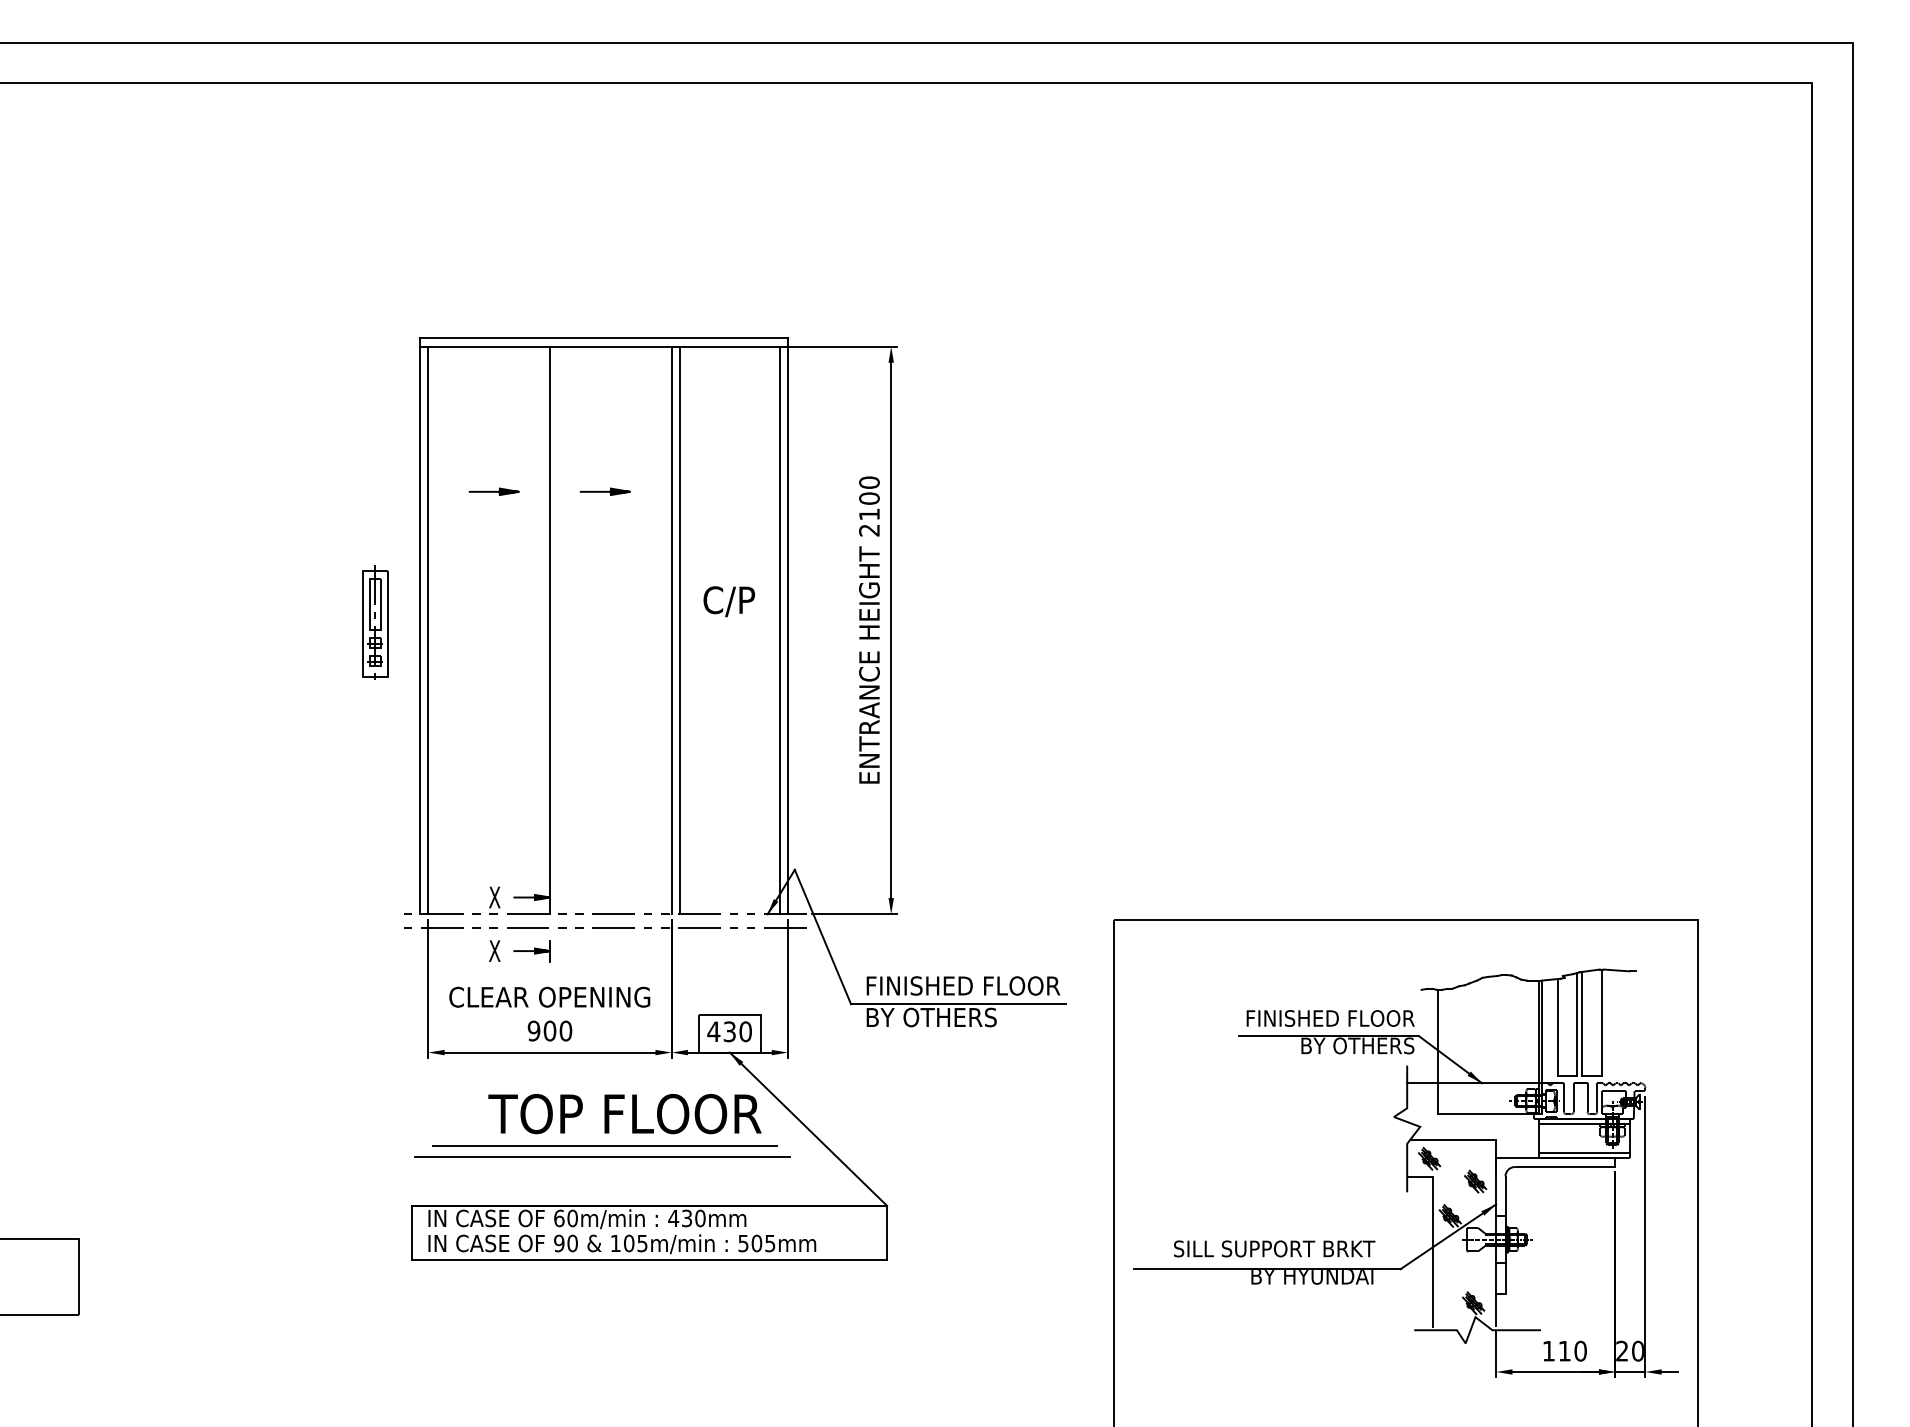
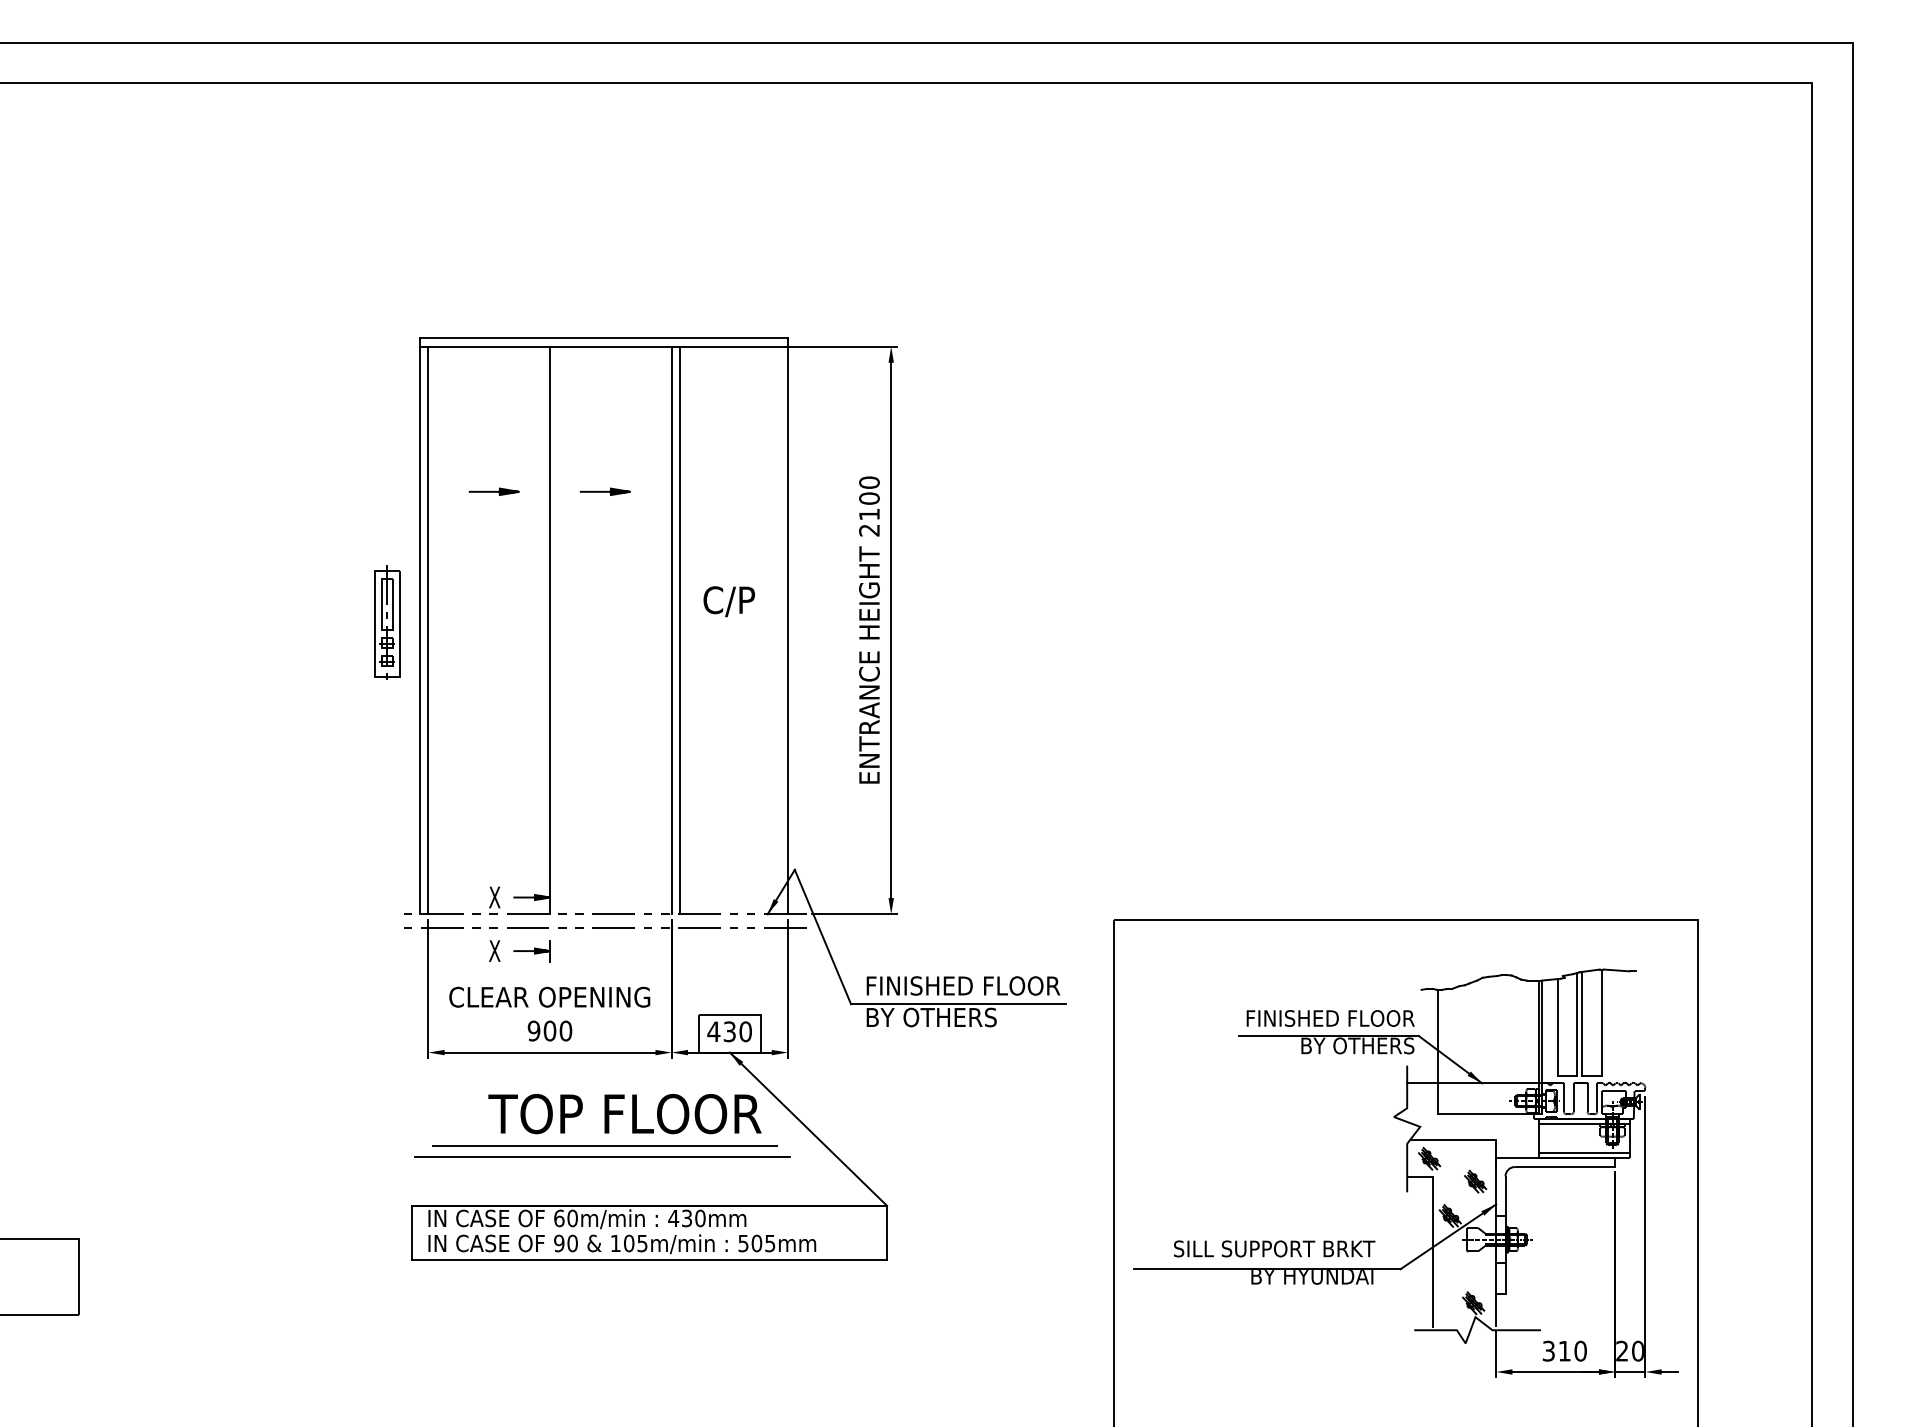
part position: (375, 622) -> (387, 622) (387, 622)
line: present -> none (779, 630)
text: 110 -> 310 (1548, 1350)
